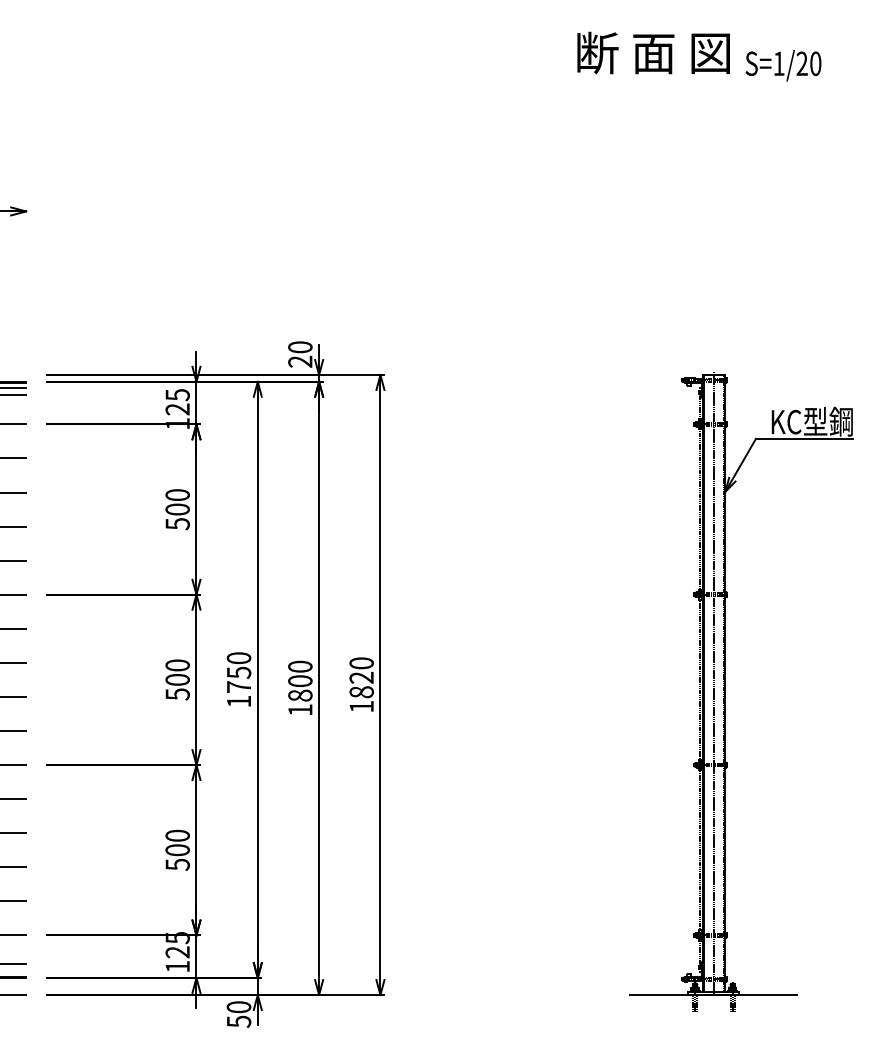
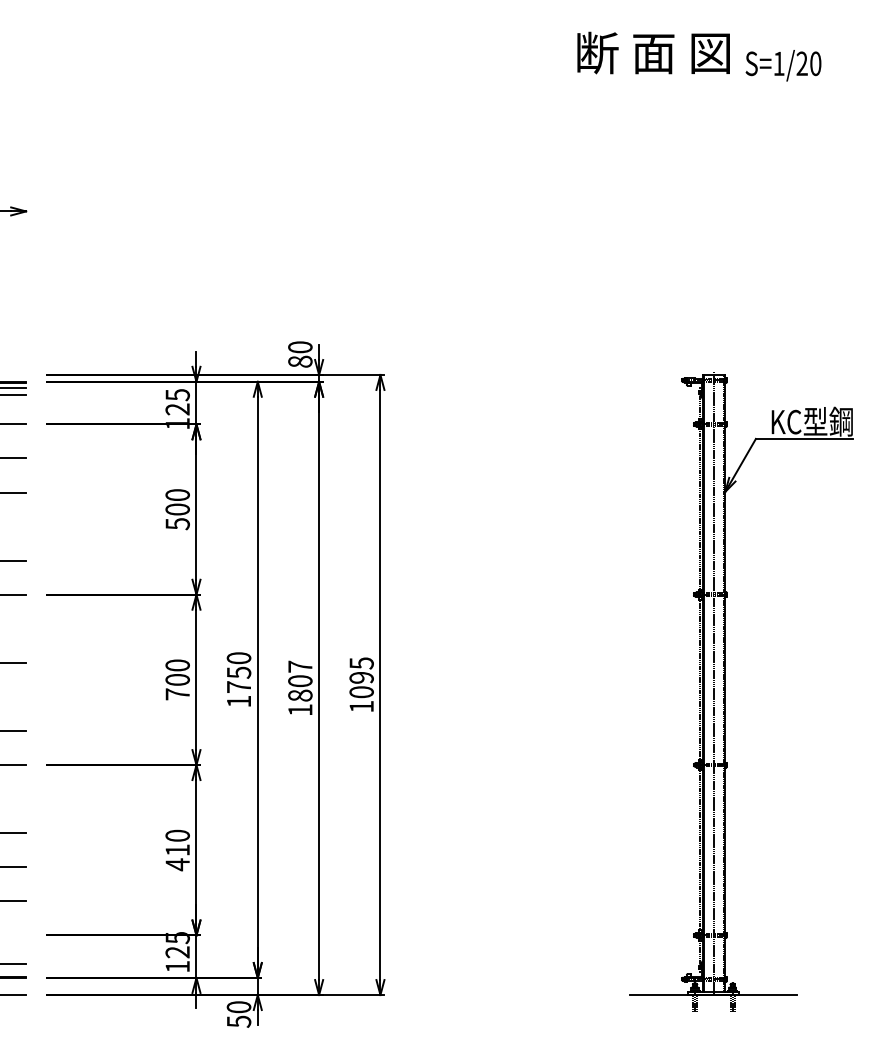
text: 20 -> 80 (300, 361)
line: present -> none (14, 526)
line: present -> none (14, 628)
text: 1800 -> 1807 (300, 666)
text: 1820 -> 1095 (361, 677)
text: 500 -> 700 (177, 694)
line: present -> none (14, 696)
line: present -> none (14, 799)
text: 500 -> 410 (177, 857)
line: present -> none (14, 935)
